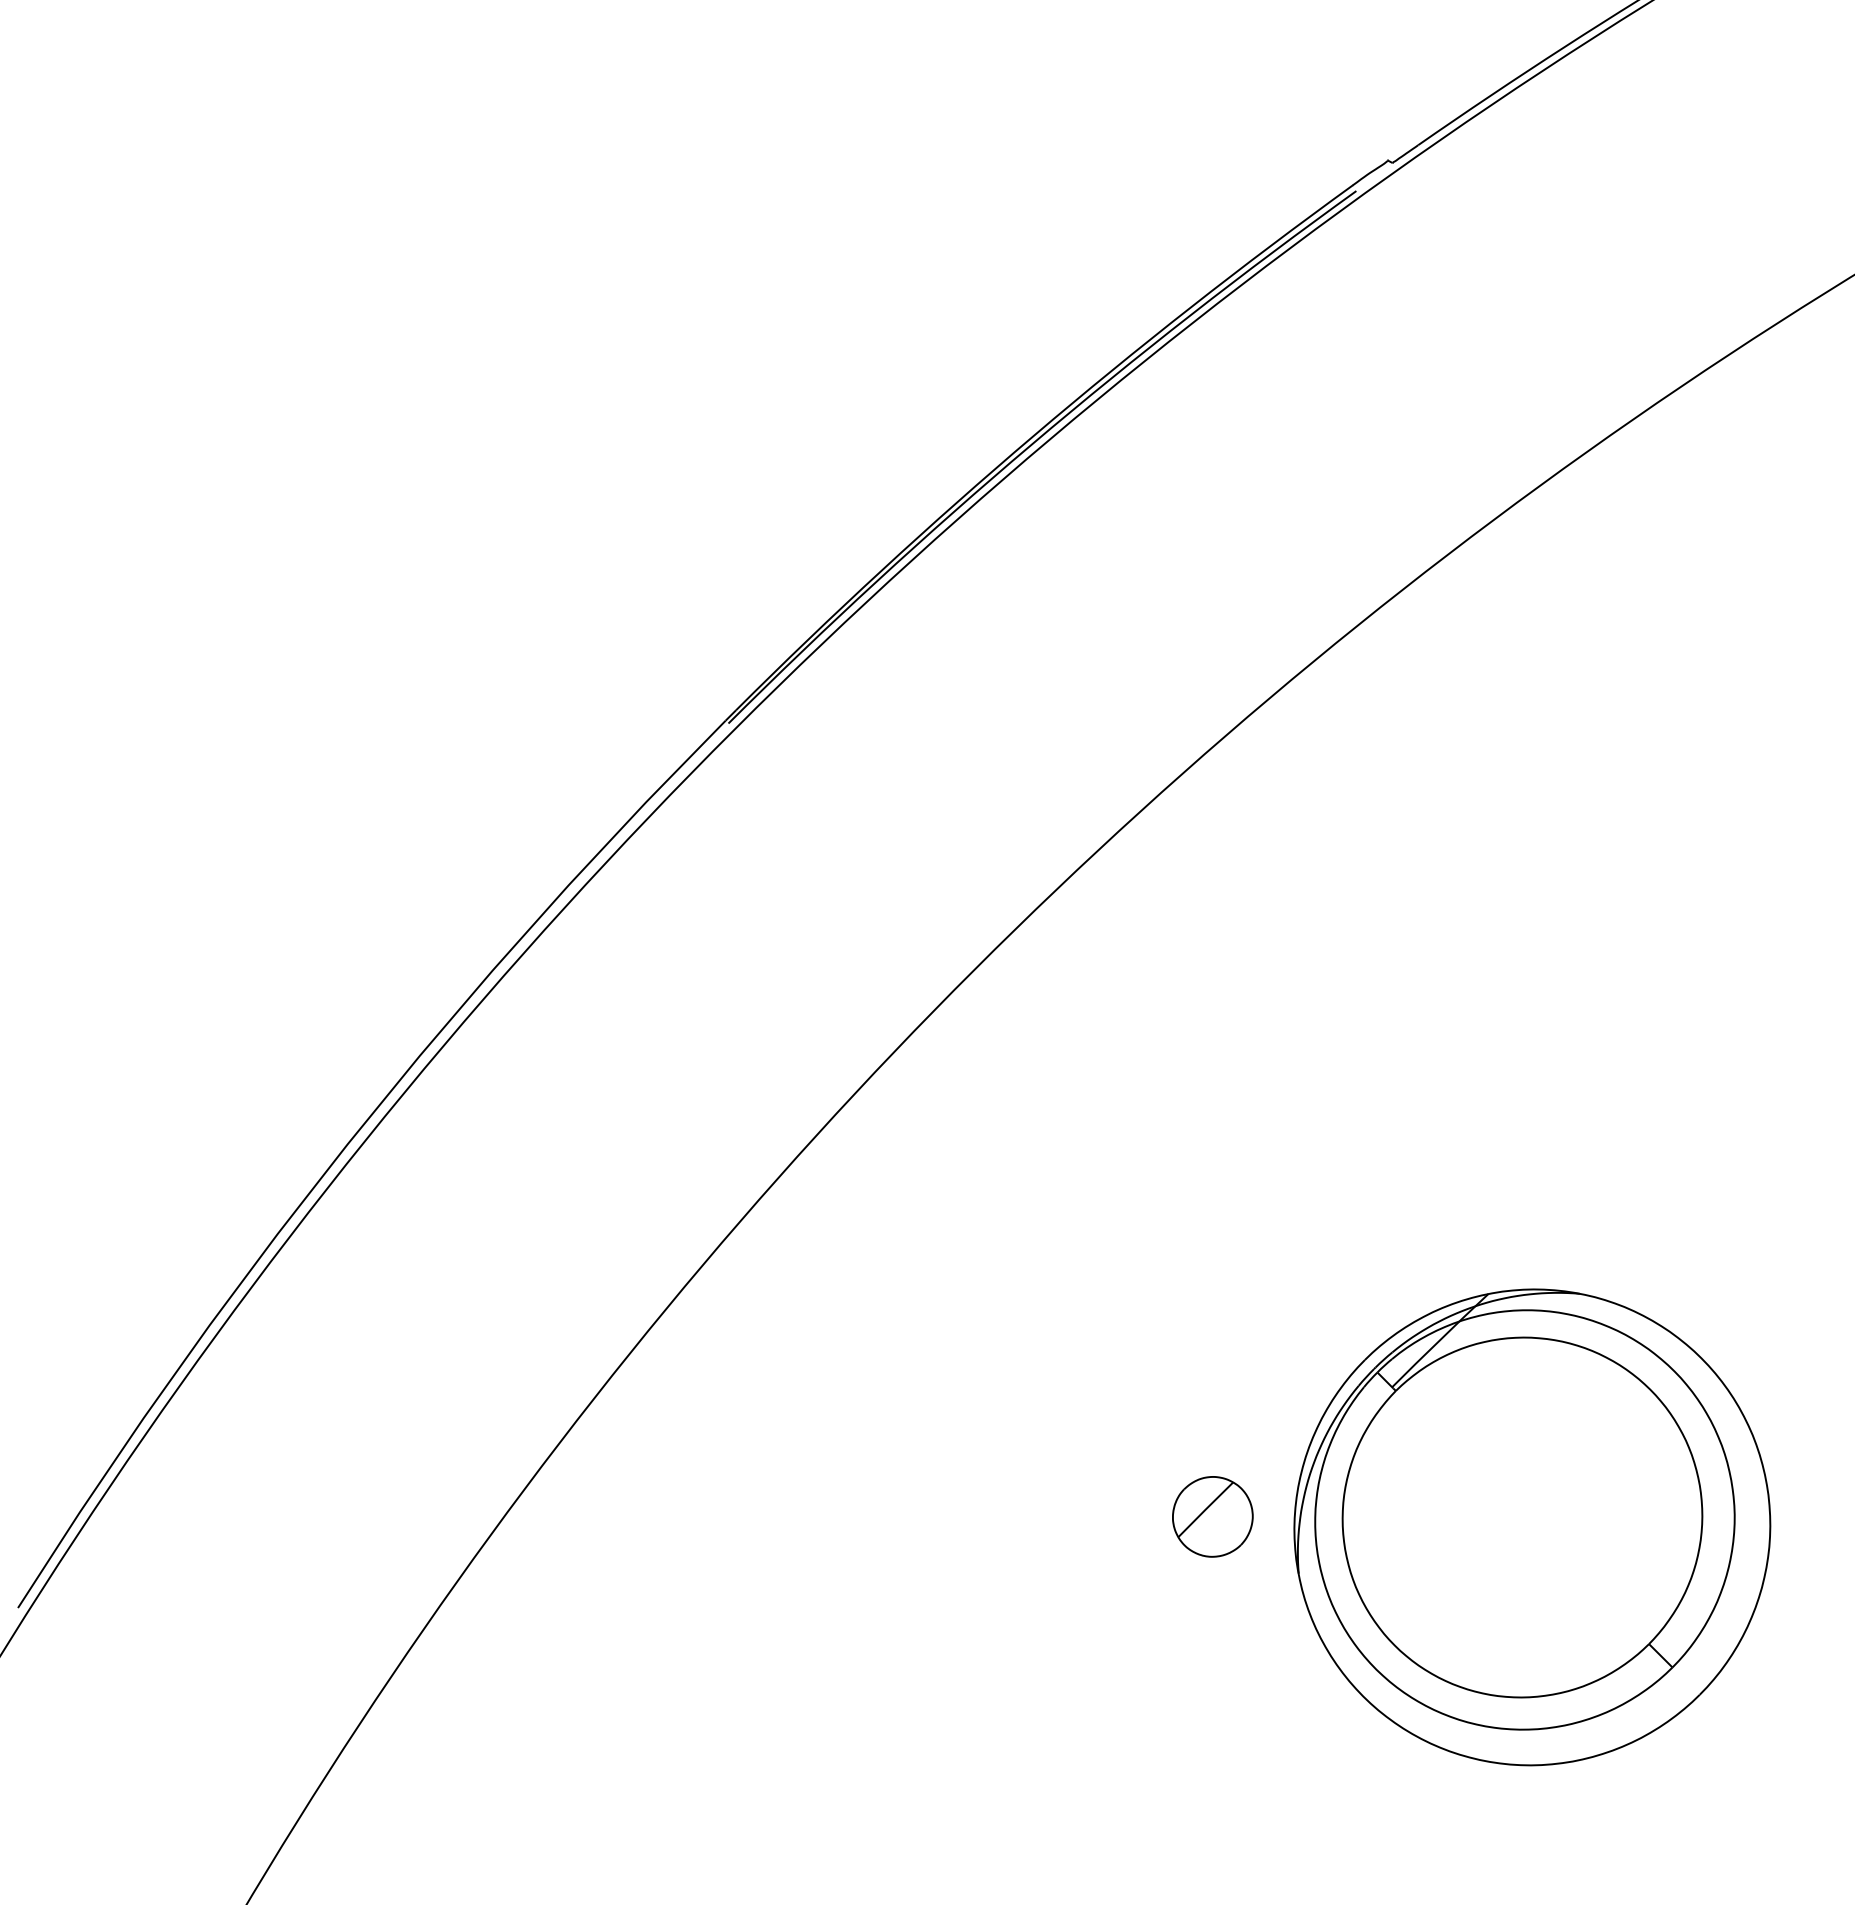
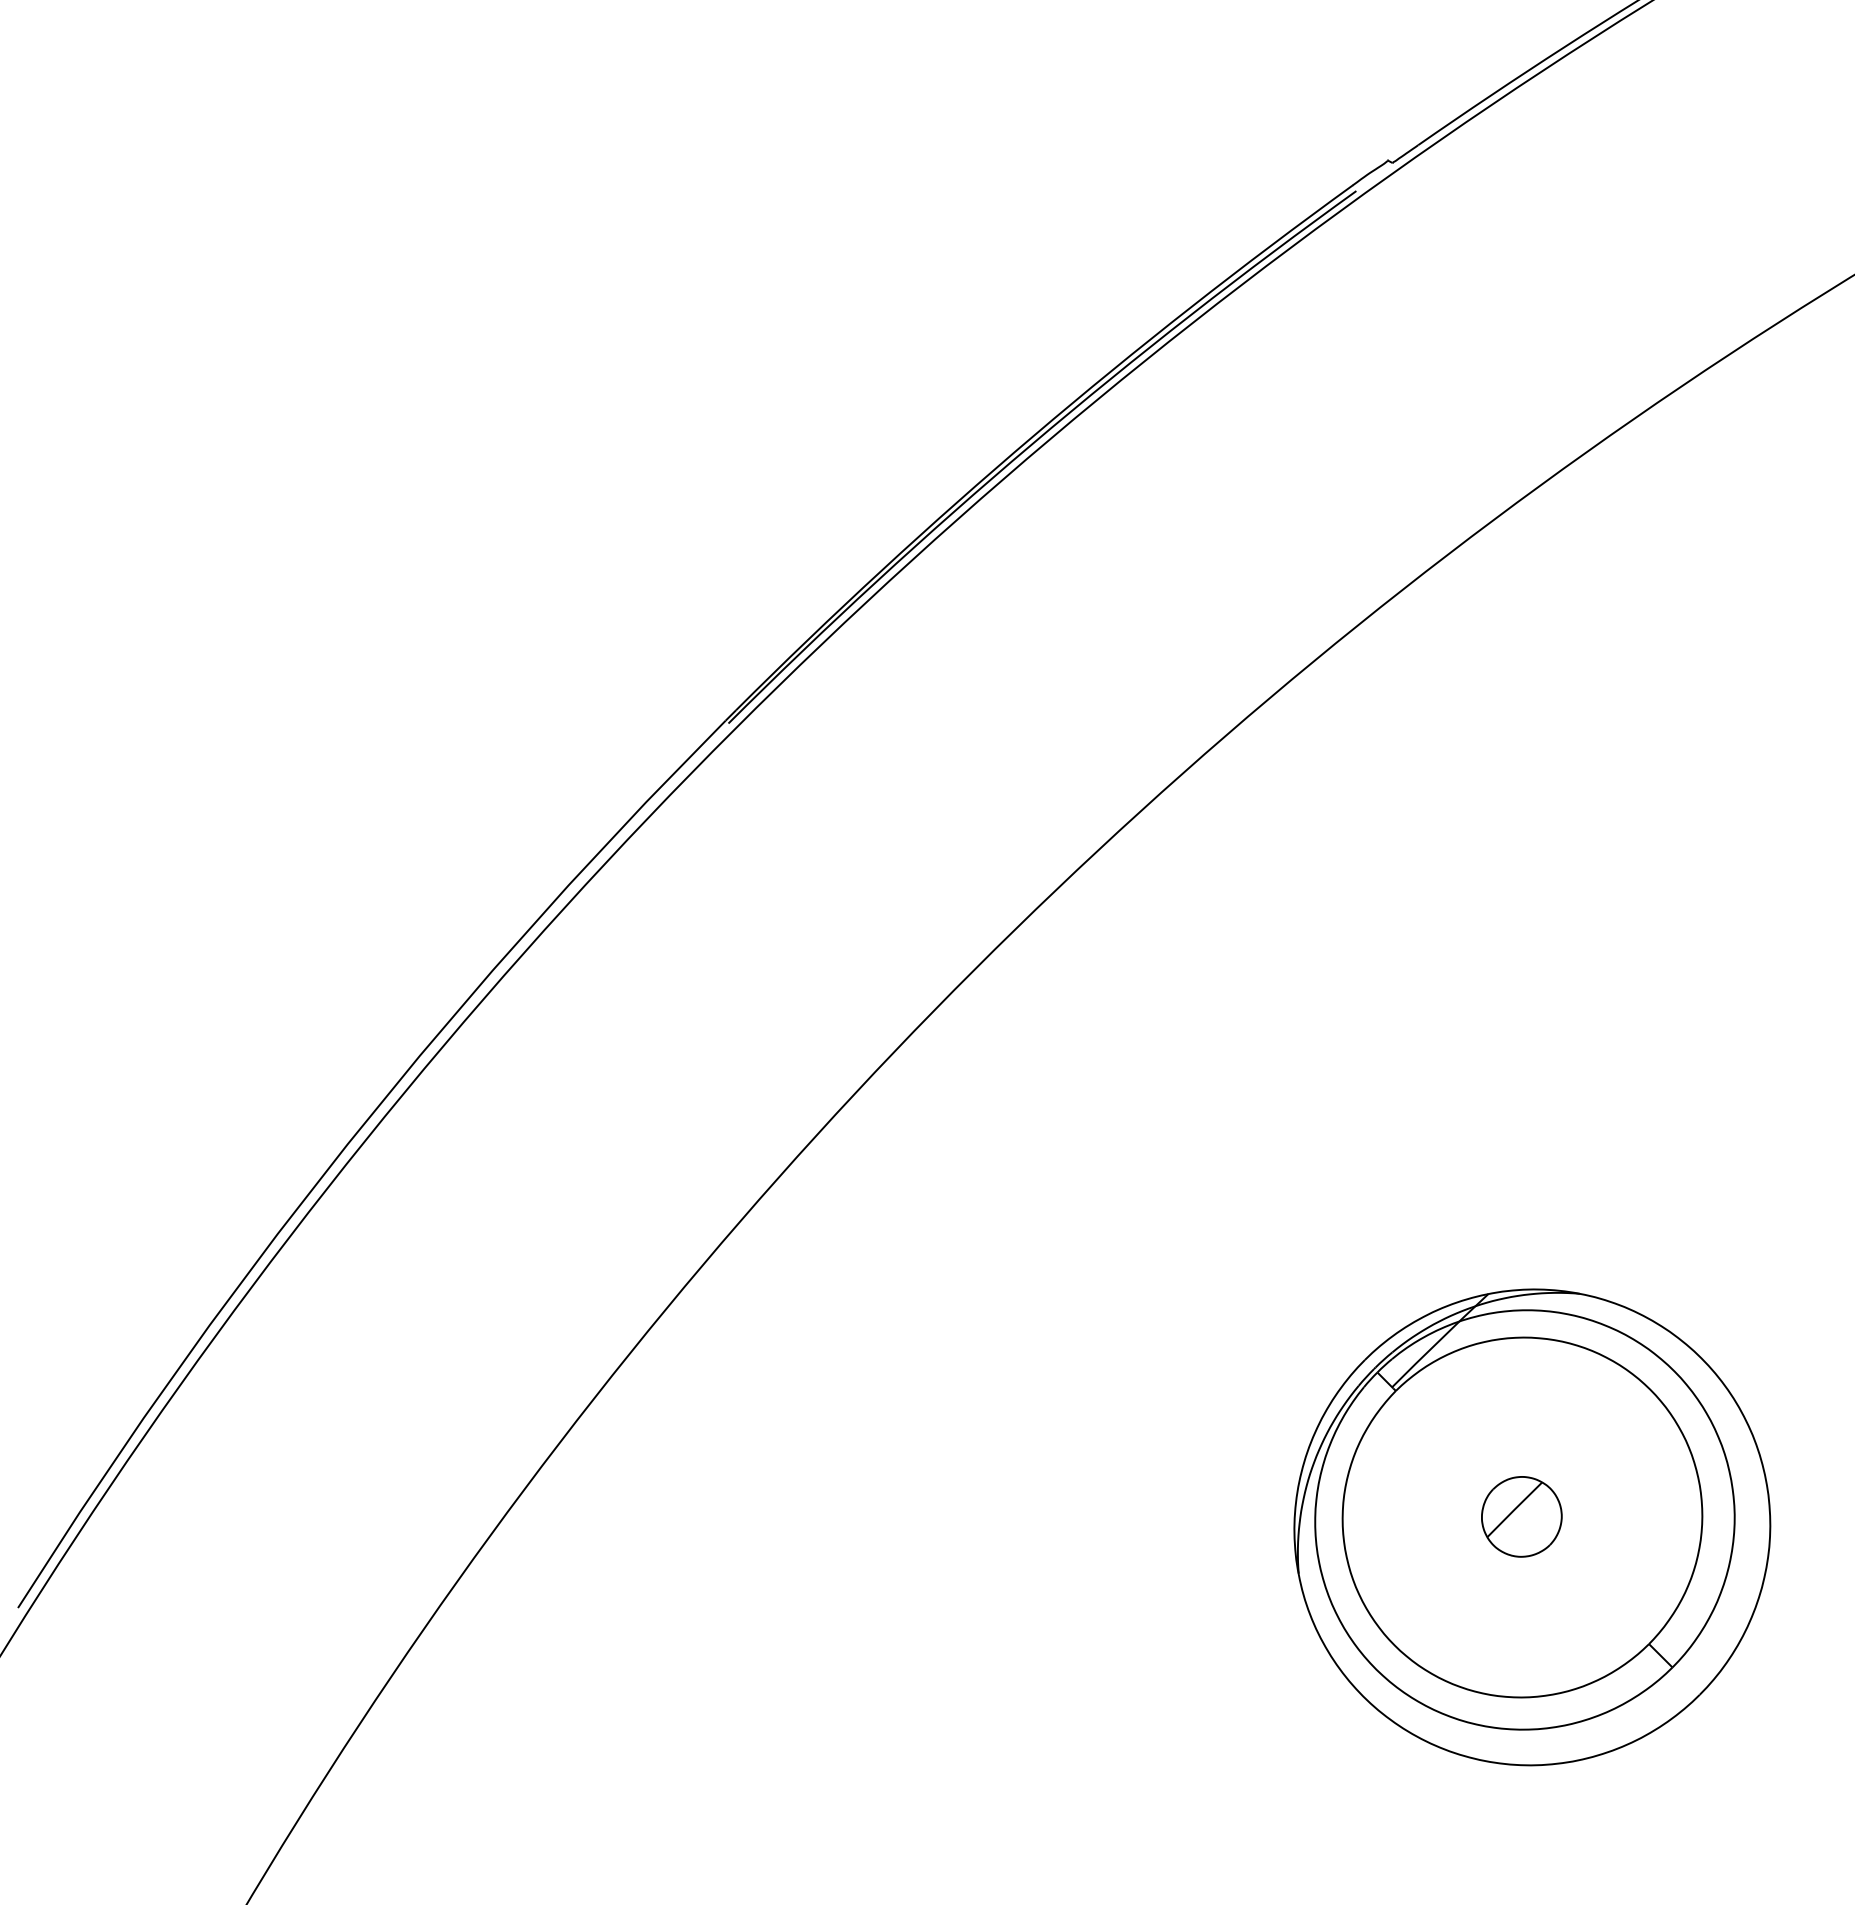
part position: (1212, 1516) -> (1521, 1516) (1521, 1516)
